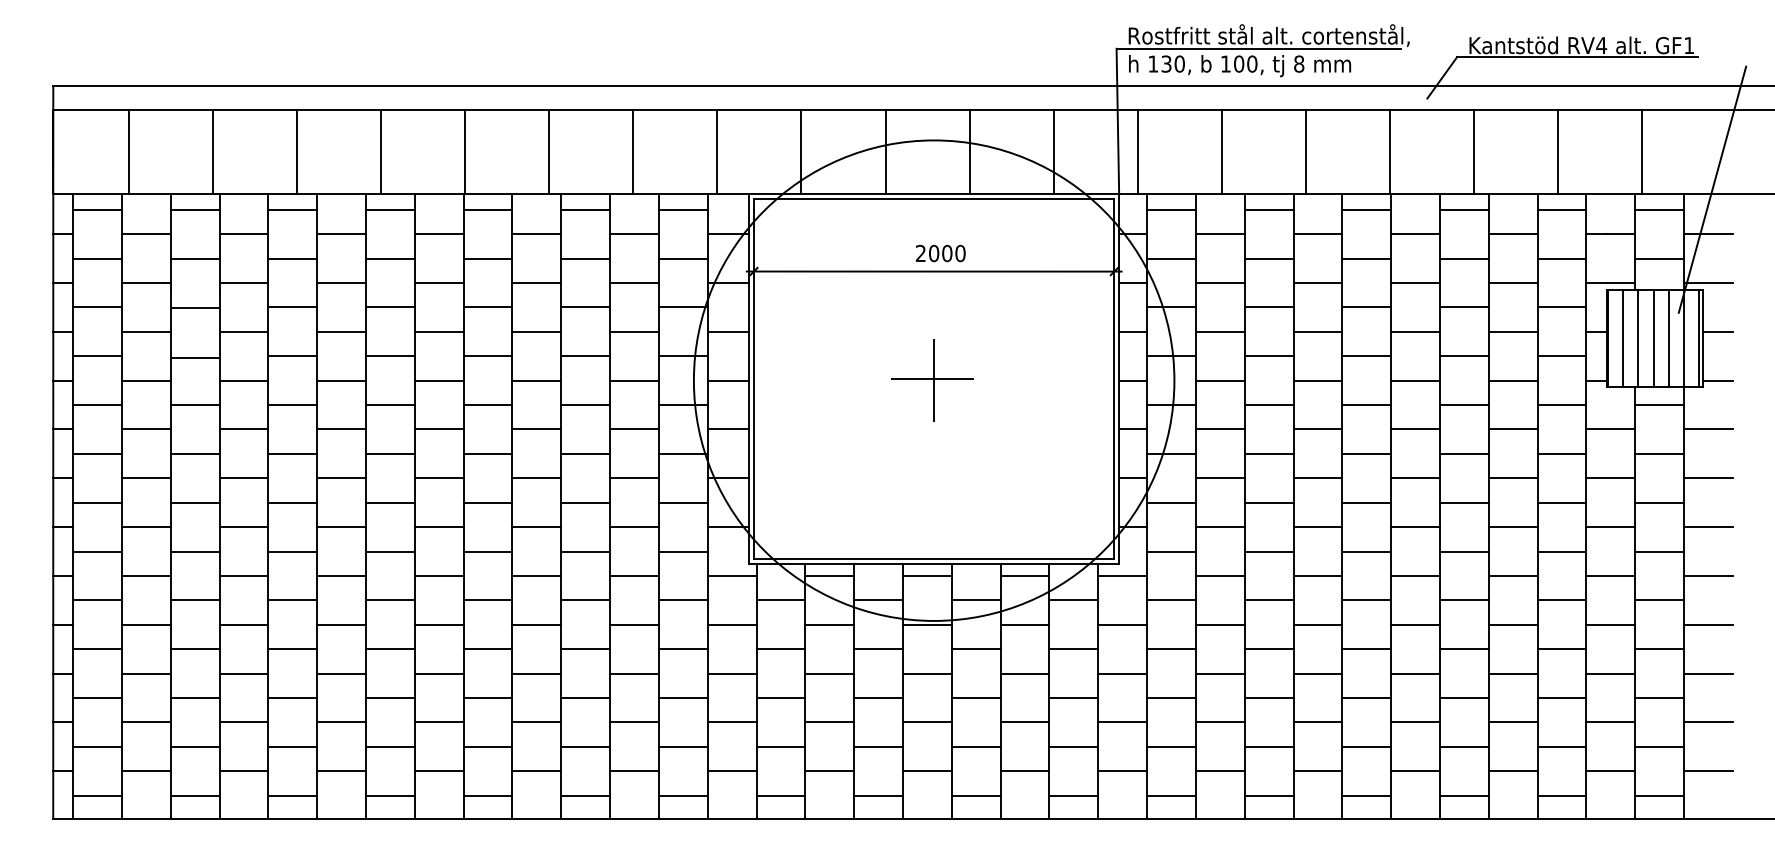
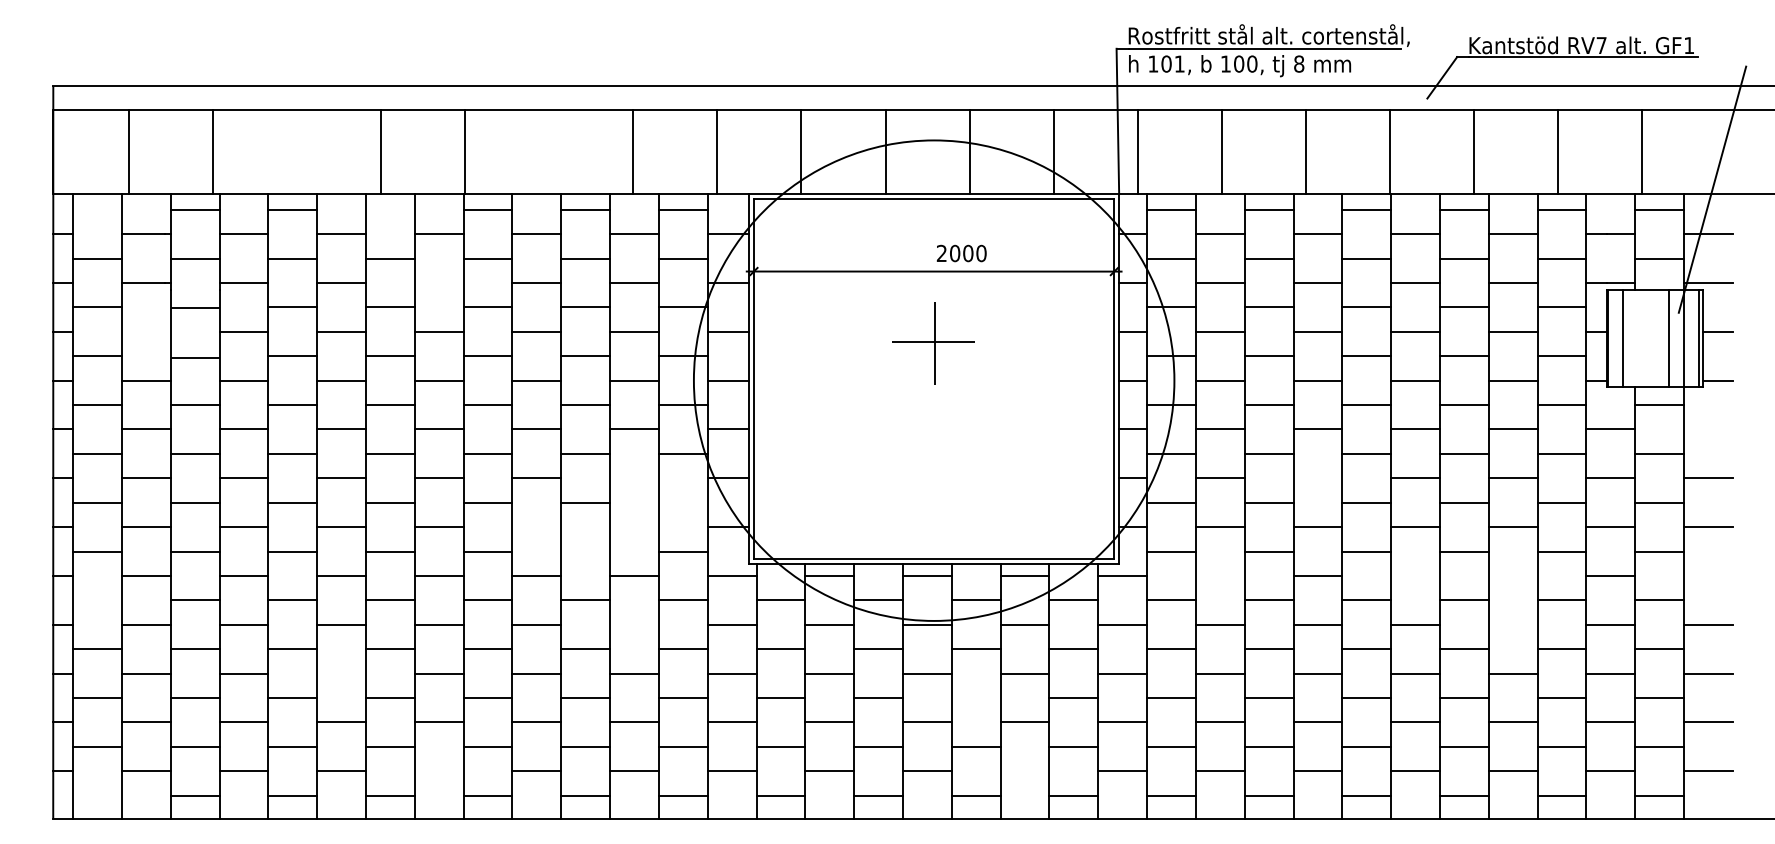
text: RV4 -> RV7 (1601, 45)
text: 130, -> 101, (1172, 63)
line: present -> none (296, 152)
line: present -> none (549, 152)
line: present -> none (97, 209)
line: present -> none (389, 209)
text position: (940, 253) -> (961, 253) (961, 253)
line: present -> none (438, 283)
line: present -> none (145, 331)
line: present -> none (1638, 338)
line: present -> none (1653, 338)
part position: (932, 380) -> (933, 343) (933, 343)
line: present -> none (1708, 429)
line: present -> none (634, 478)
line: present -> none (1317, 478)
line: present -> none (682, 502)
line: present -> none (536, 527)
line: present -> none (634, 527)
line: present -> none (585, 551)
line: present -> none (1219, 575)
line: present -> none (1415, 575)
line: present -> none (1512, 575)
line: present -> none (1708, 575)
line: present -> none (97, 600)
line: present -> none (634, 624)
line: present -> none (1512, 624)
line: present -> none (341, 673)
line: present -> none (975, 697)
line: present -> none (438, 771)
line: present -> none (1024, 771)
line: present -> none (97, 795)
